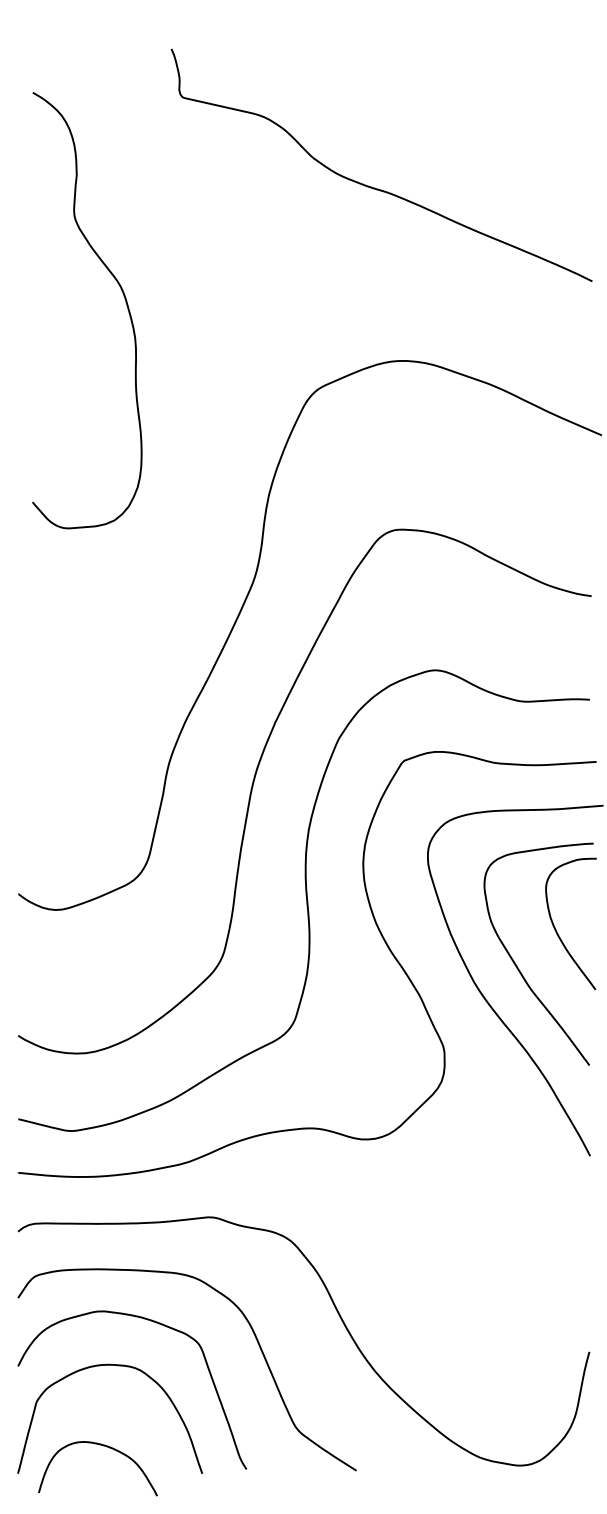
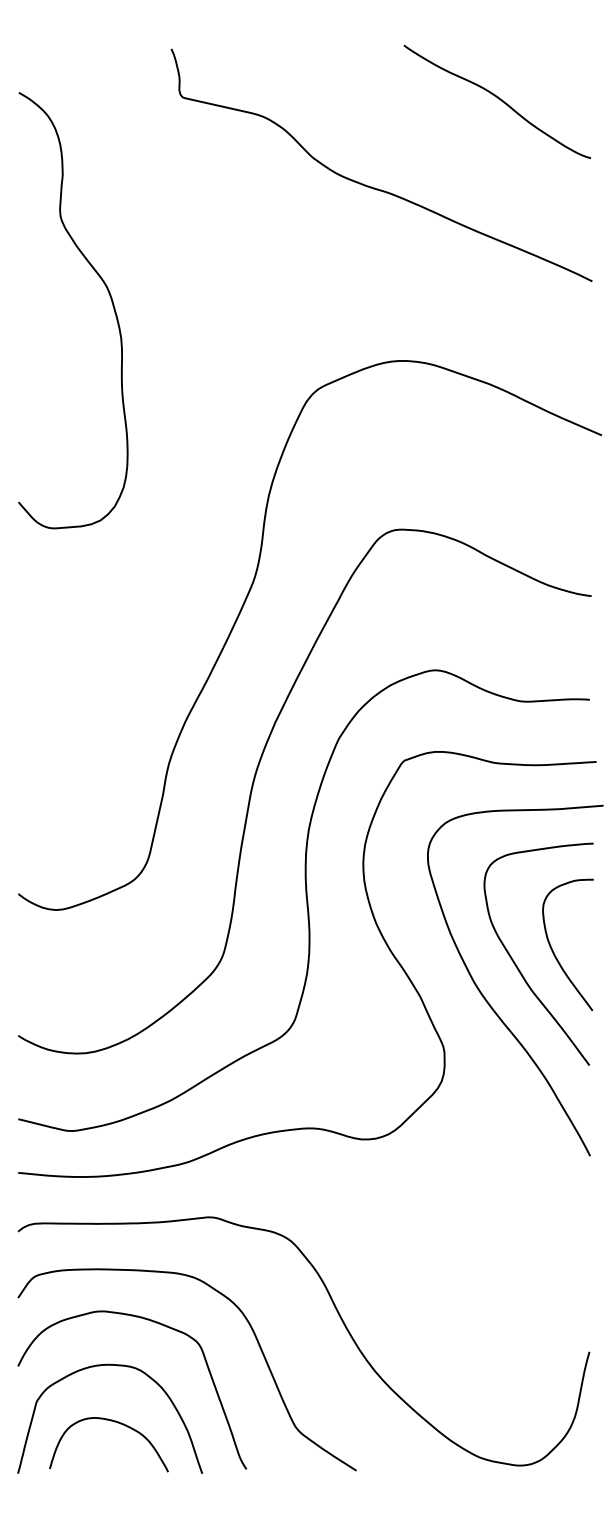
curve: none -> present (498, 99)
curve position: (124, 299) -> (110, 299) (110, 299)
curve position: (556, 929) -> (553, 950) (553, 950)
curve position: (103, 1446) -> (114, 1422) (114, 1422)
